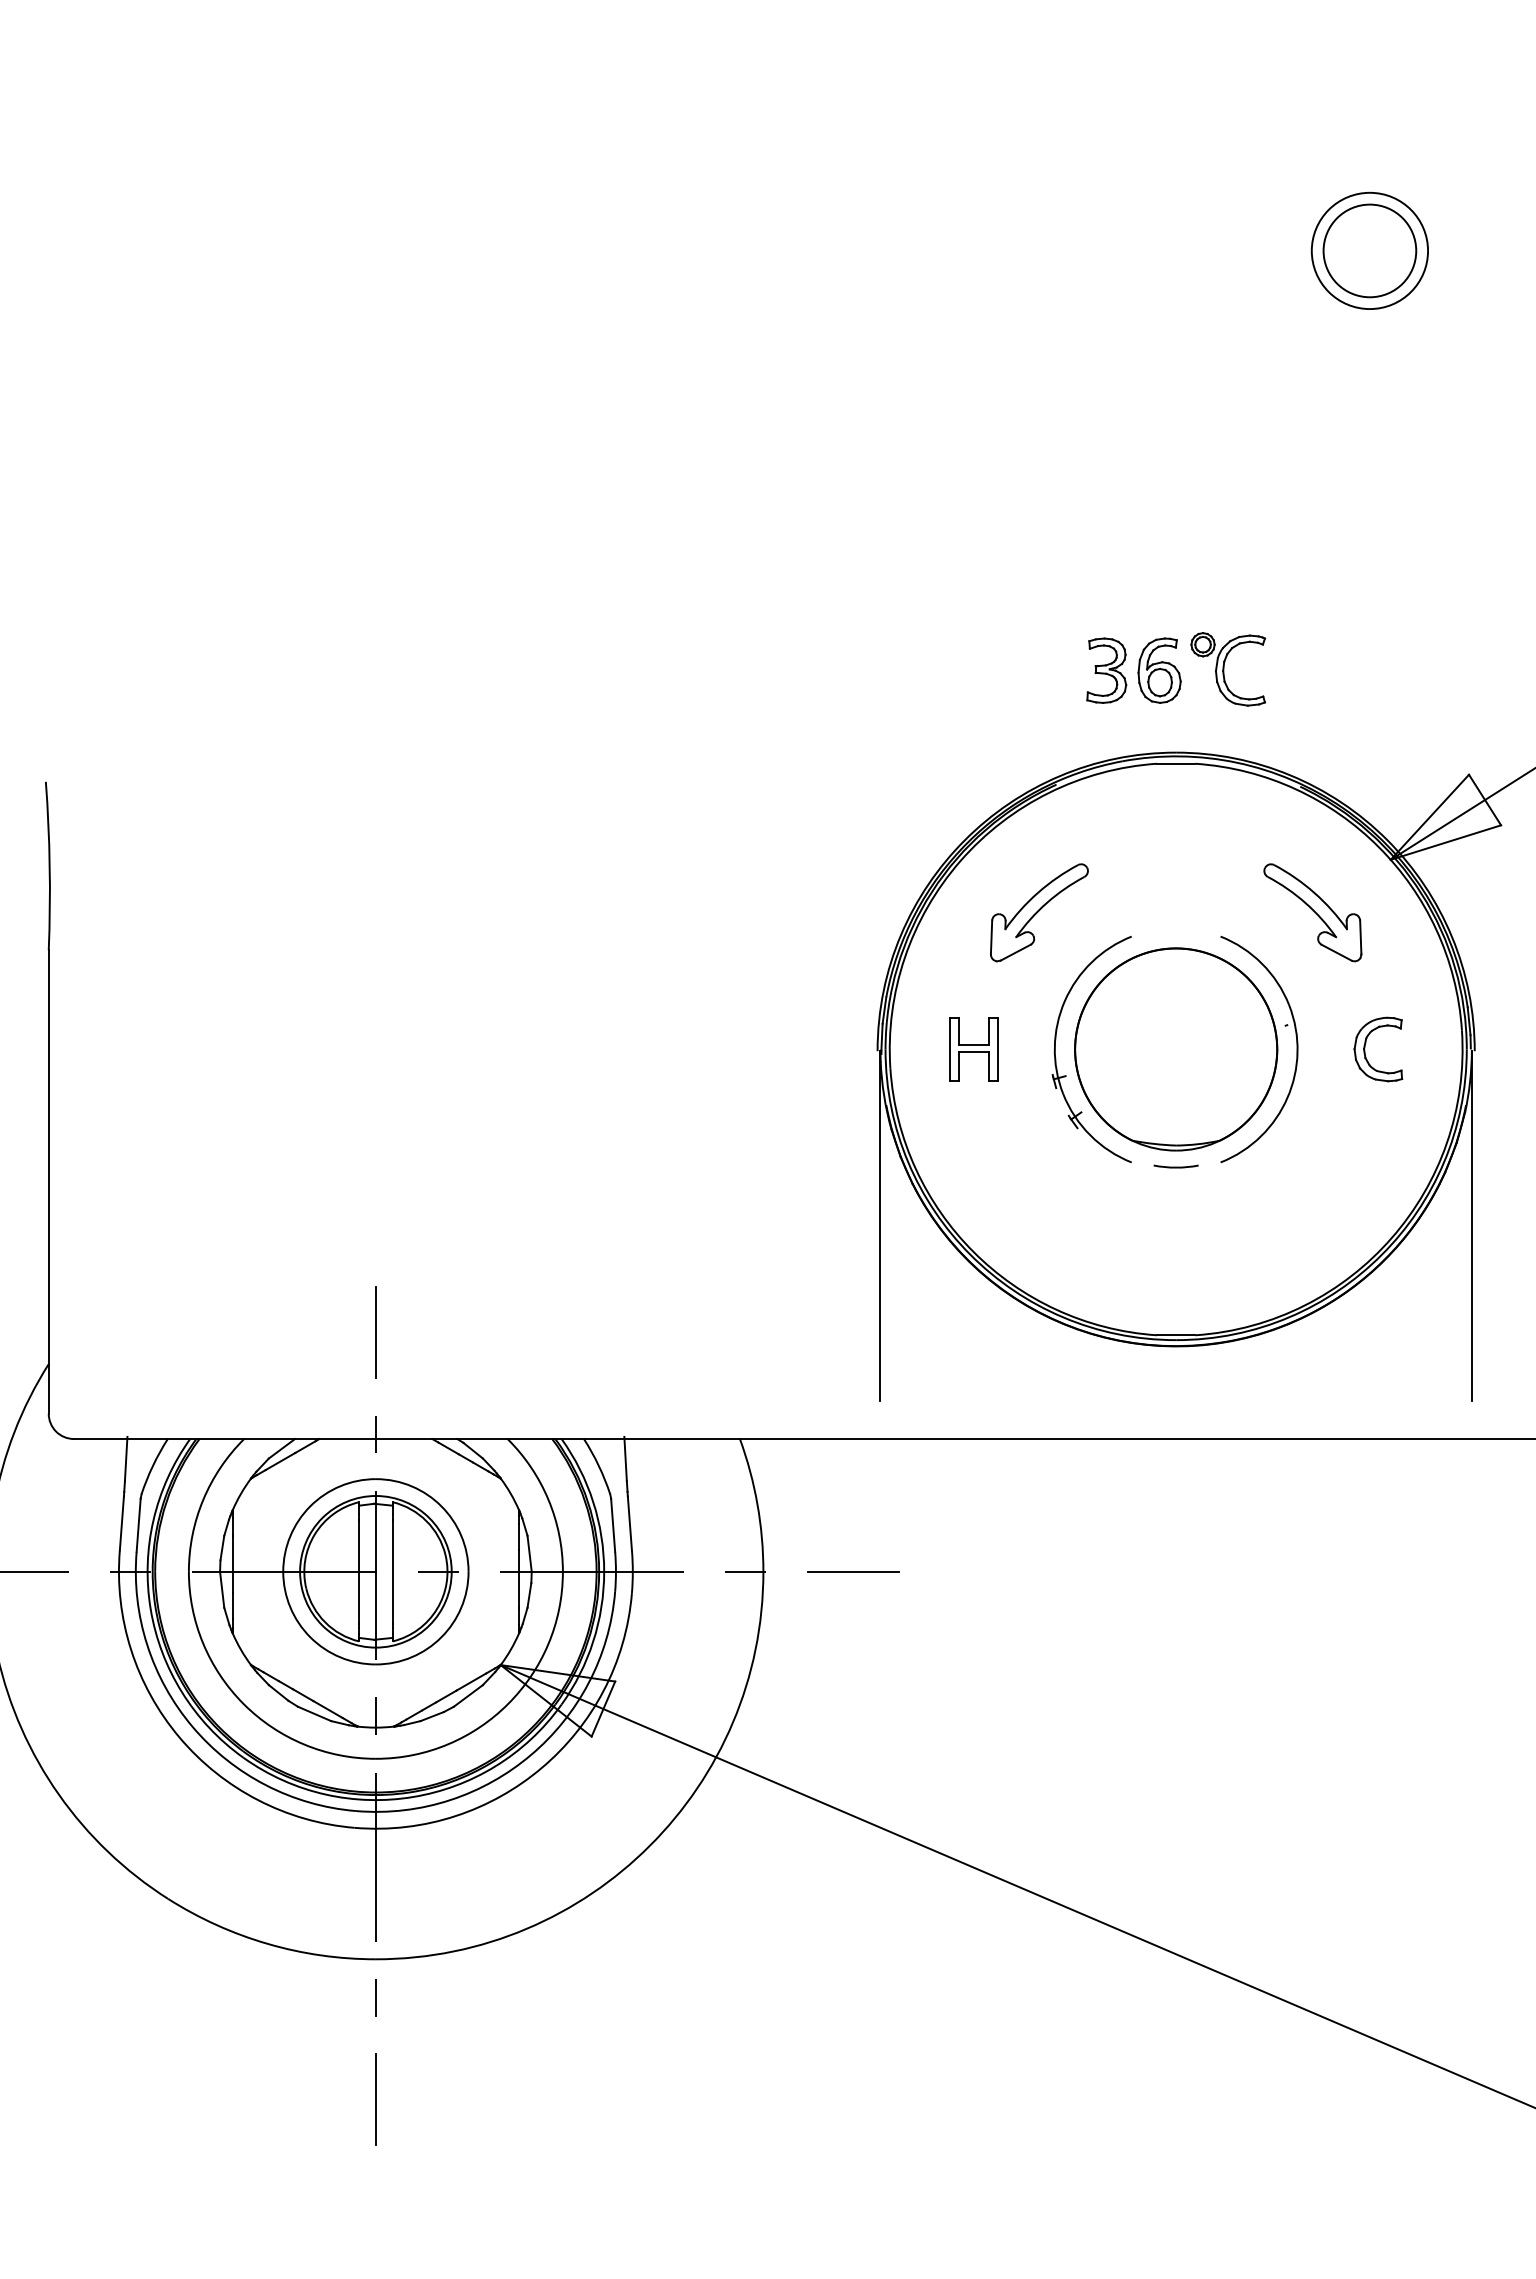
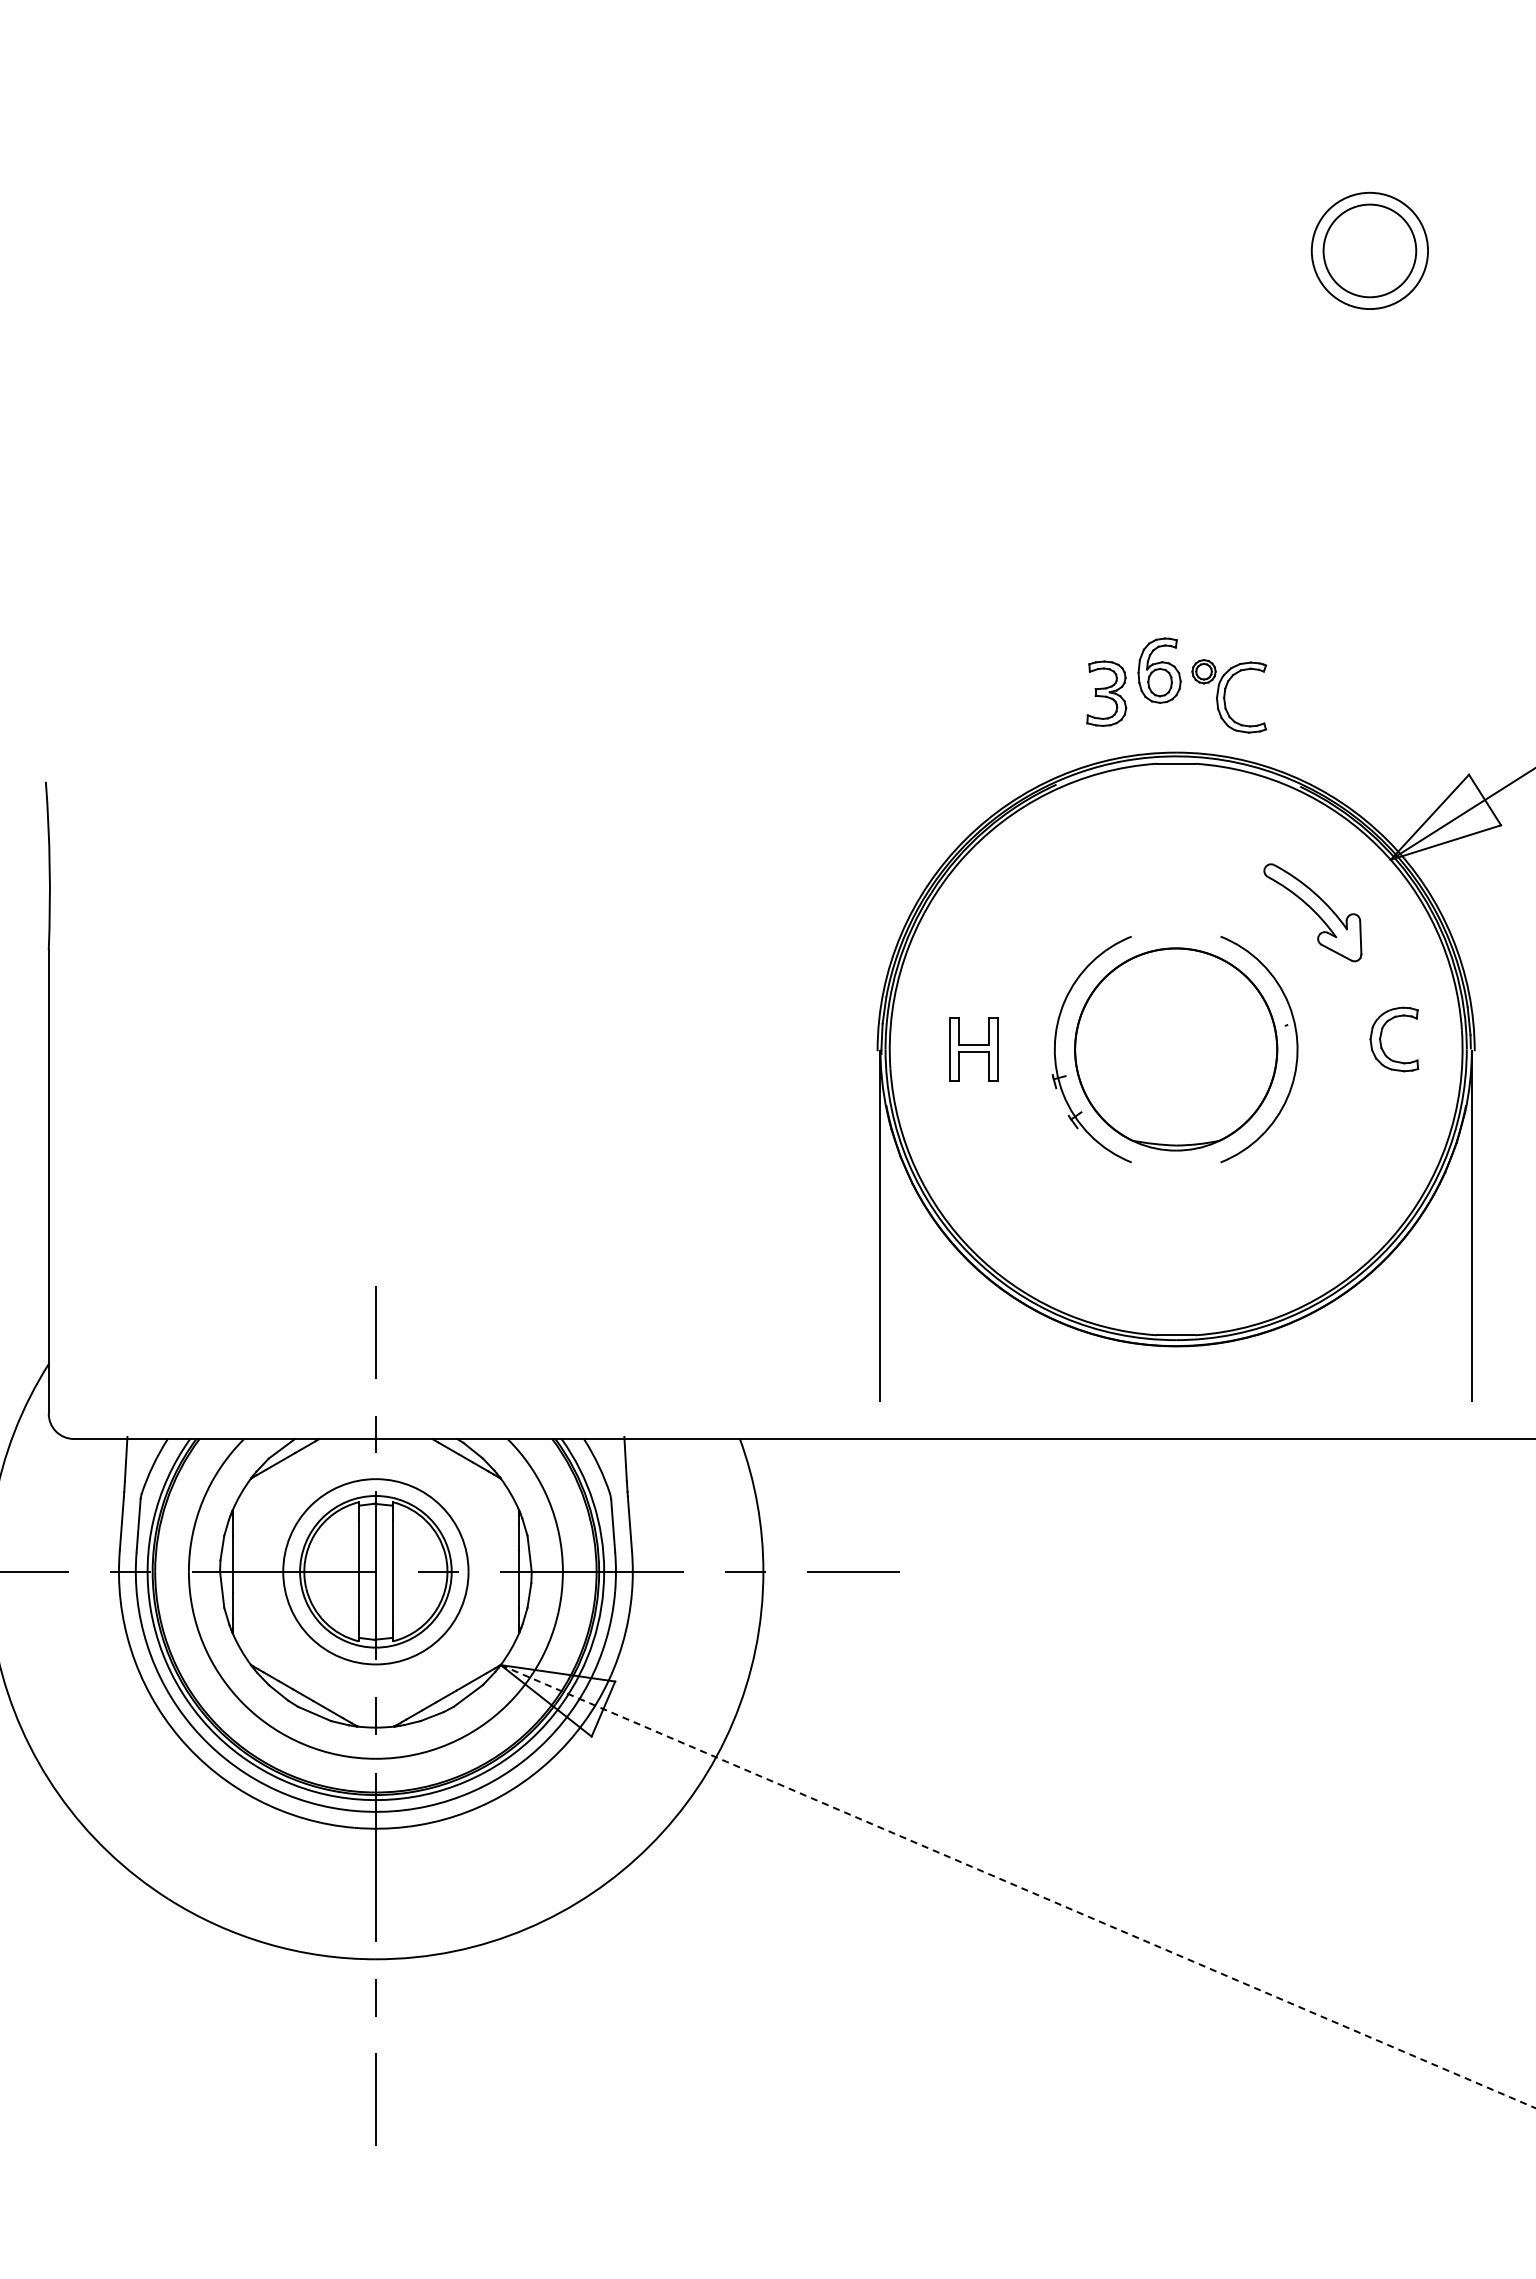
part position: (1228, 669) -> (1229, 696) (1229, 696)
part position: (1106, 670) -> (1106, 693) (1106, 693)
part: present -> none (1039, 912)
part position: (1365, 1048) -> (1381, 1038) (1381, 1038)
part: present -> none (1175, 1166)
line: solid -> dashed (1018, 1886)
